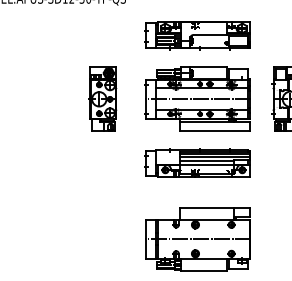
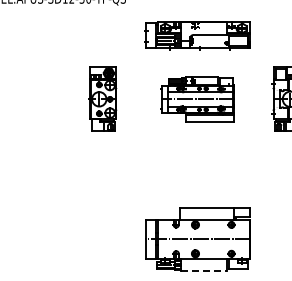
part size: 107x66 px -> 75x47 px (197, 99)
part: present -> none (197, 162)
line: solid -> dashed (203, 271)
